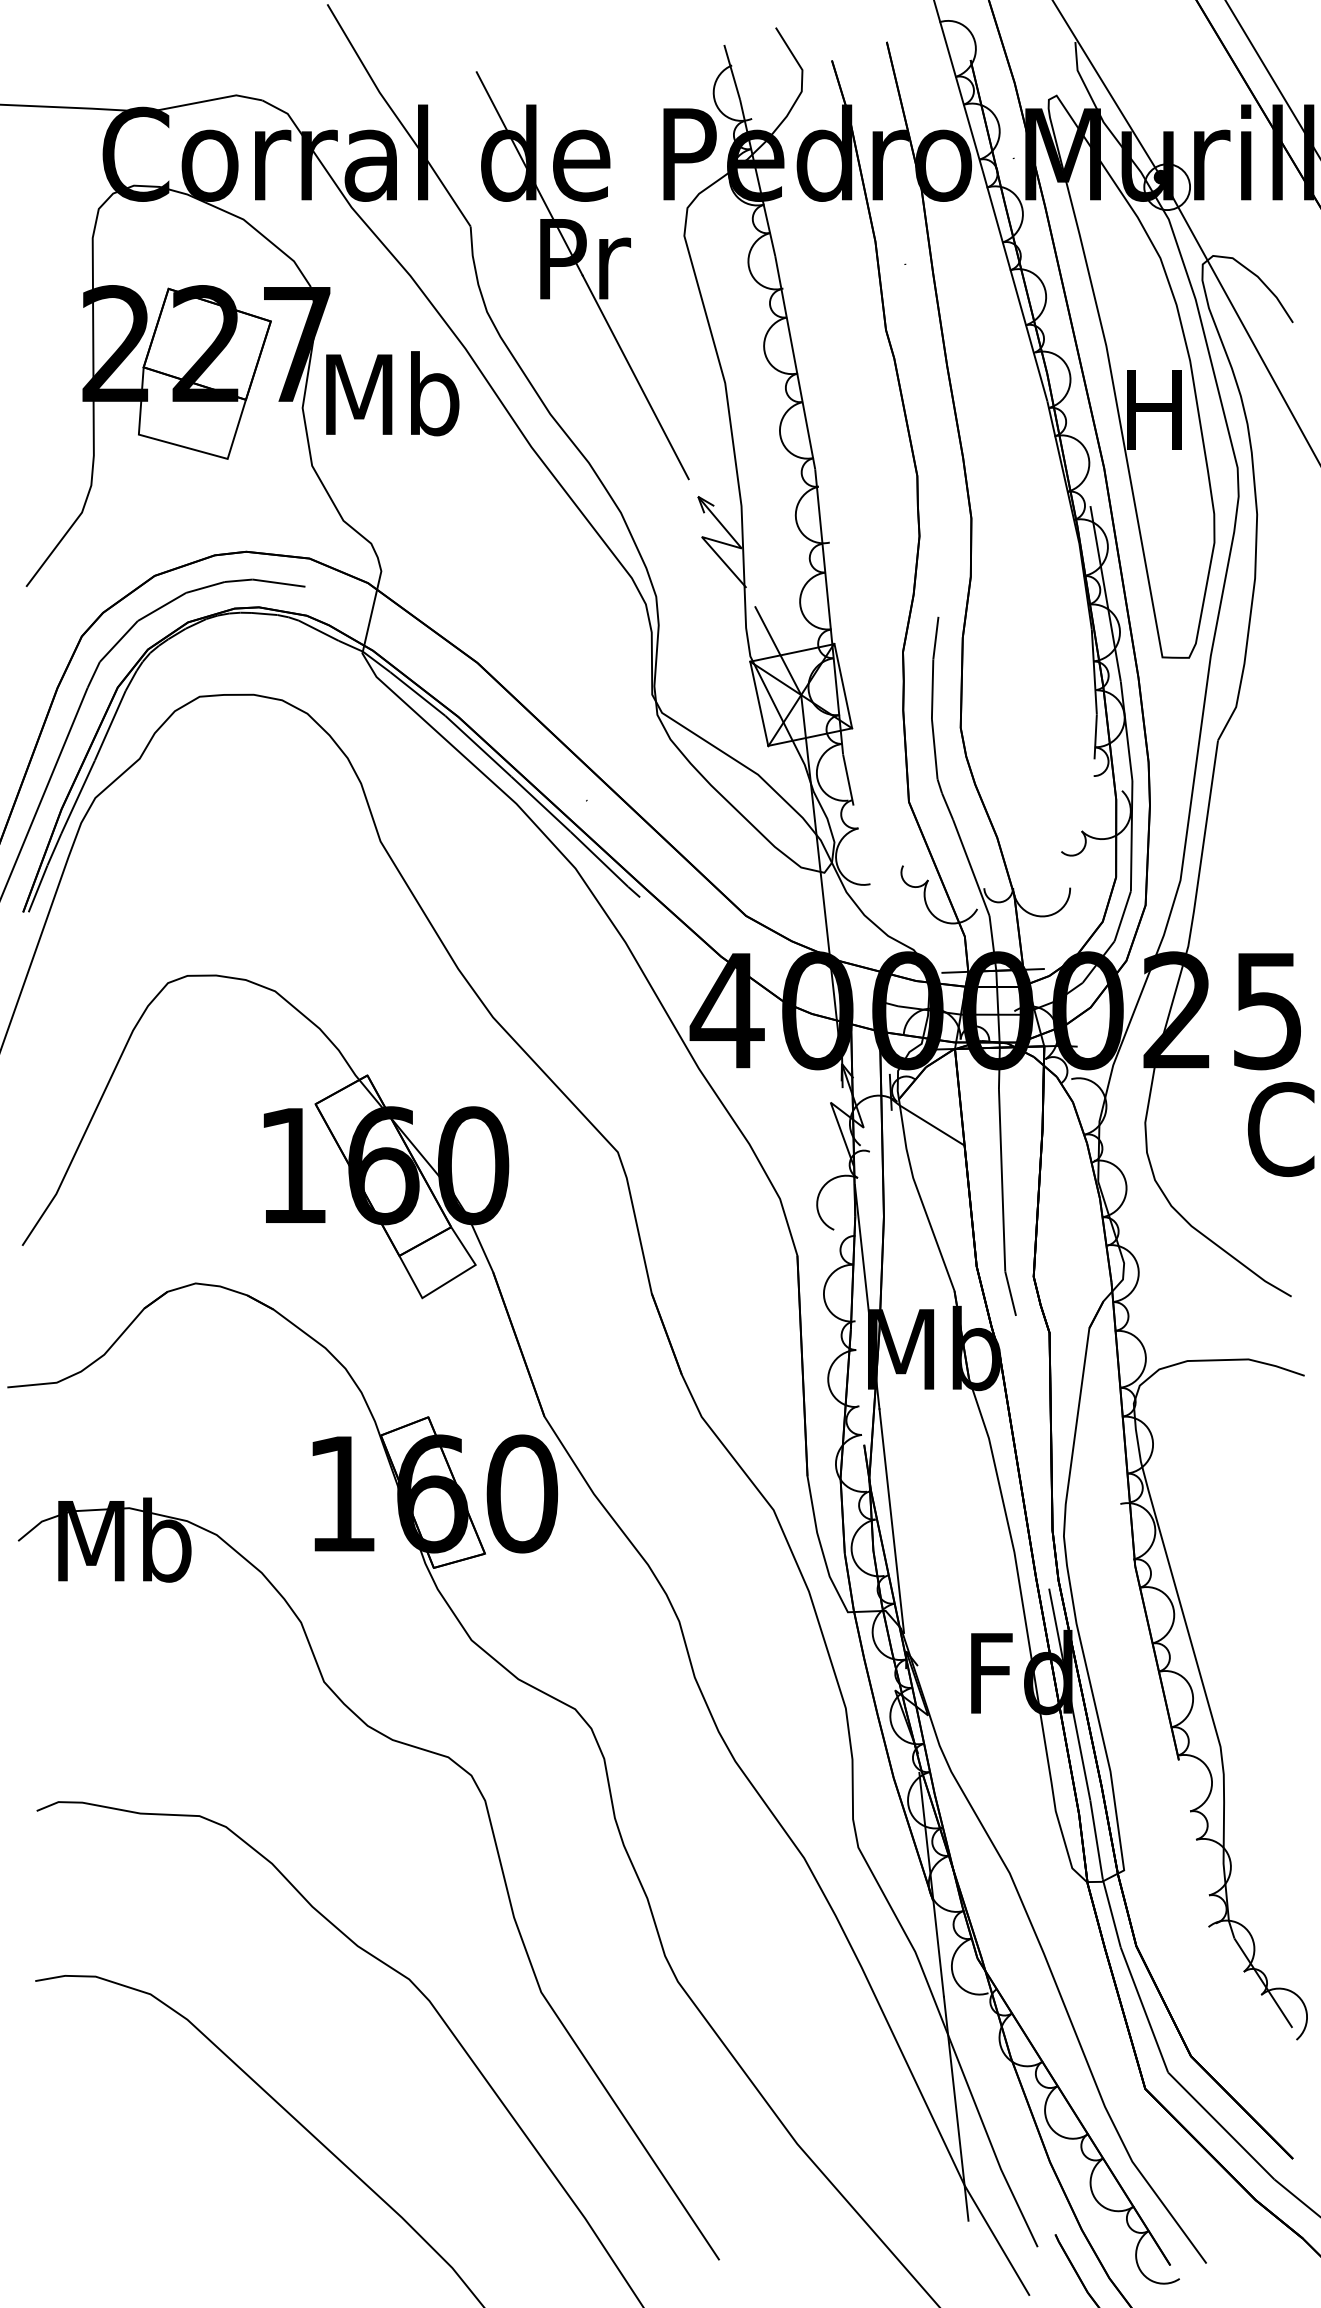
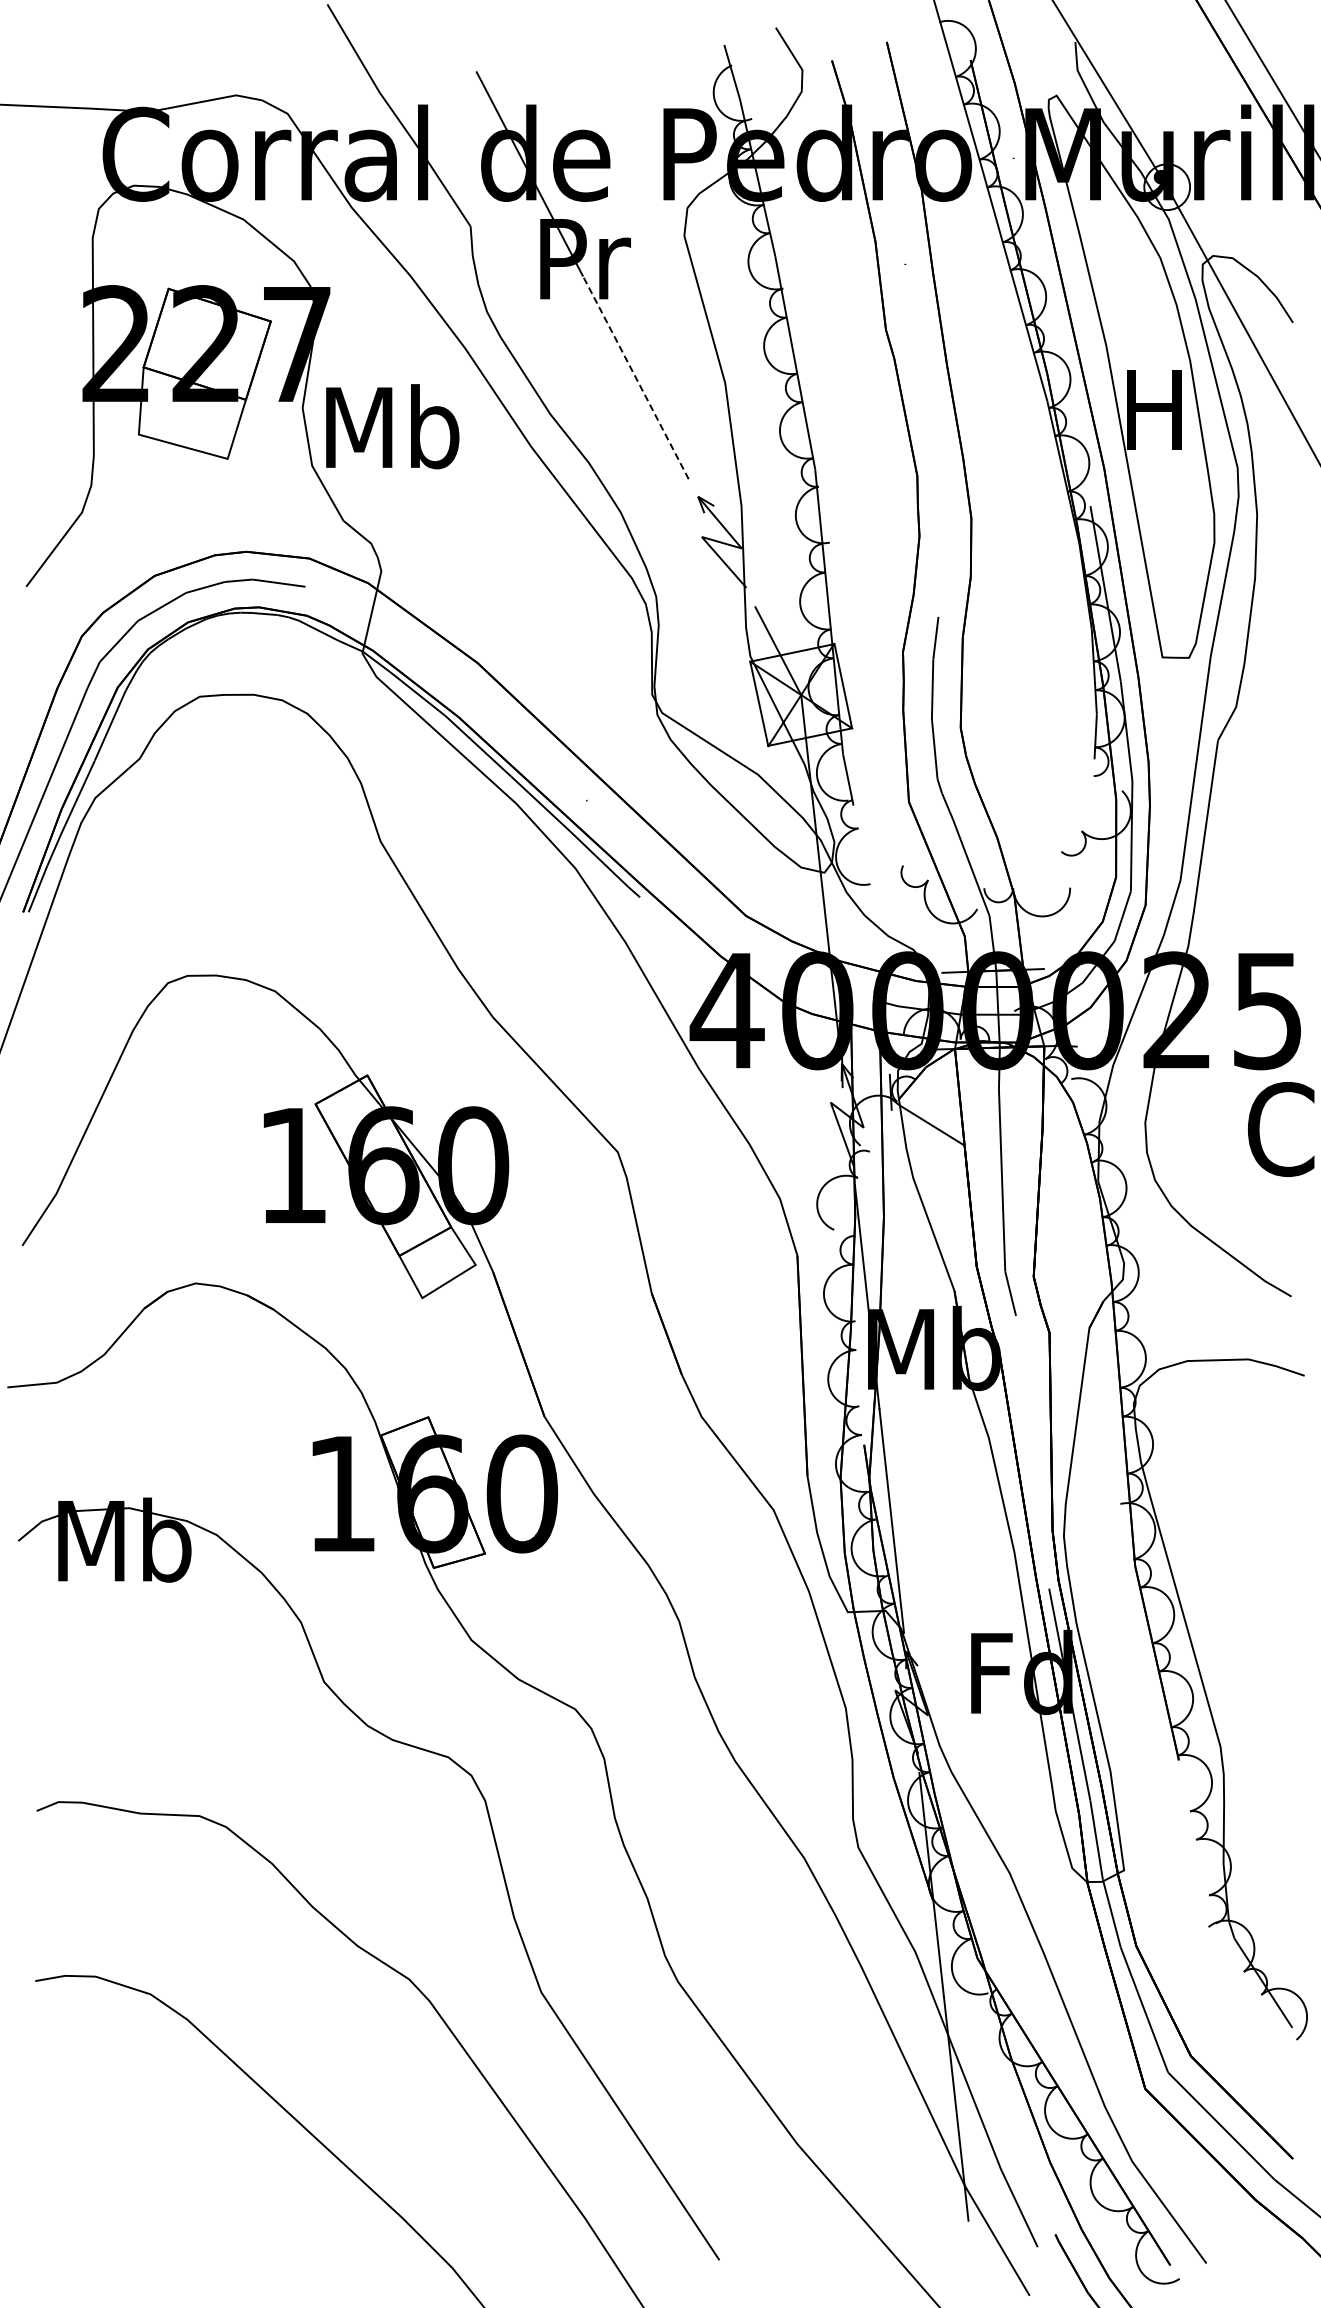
line: solid -> dashed (635, 377)
text position: (392, 393) -> (392, 426) (392, 426)
